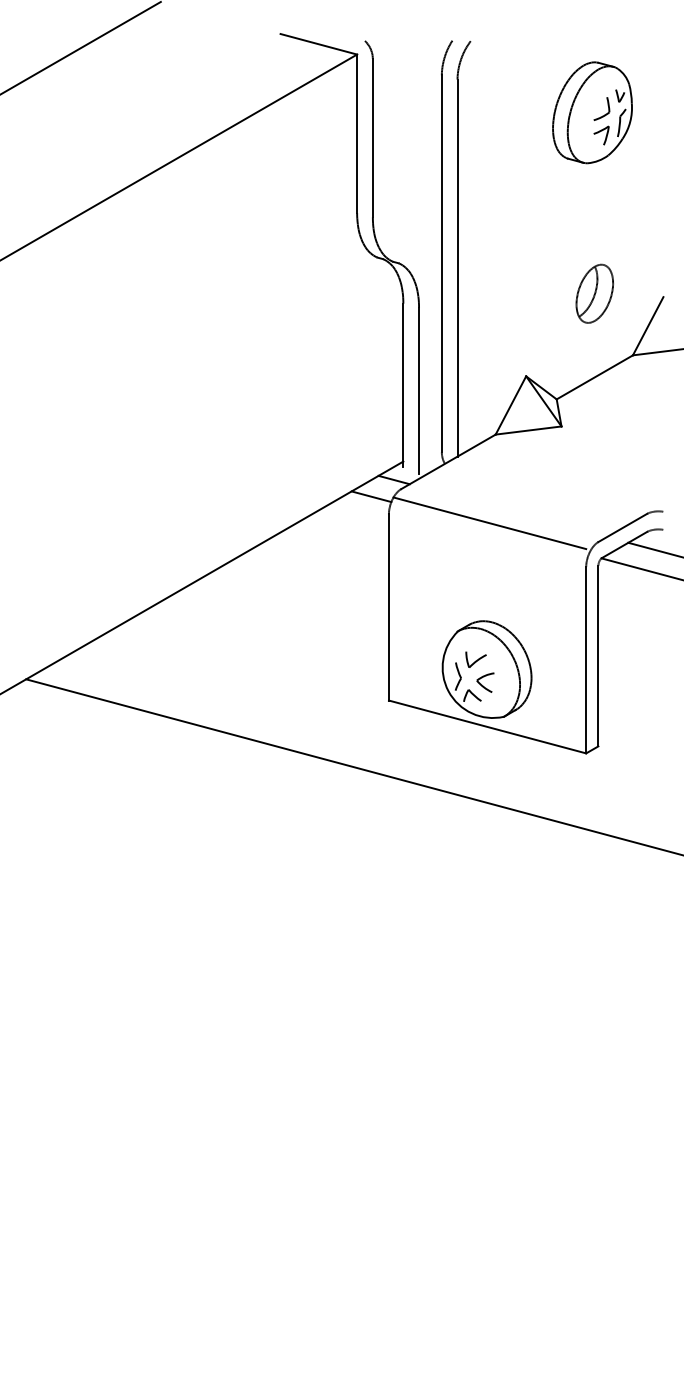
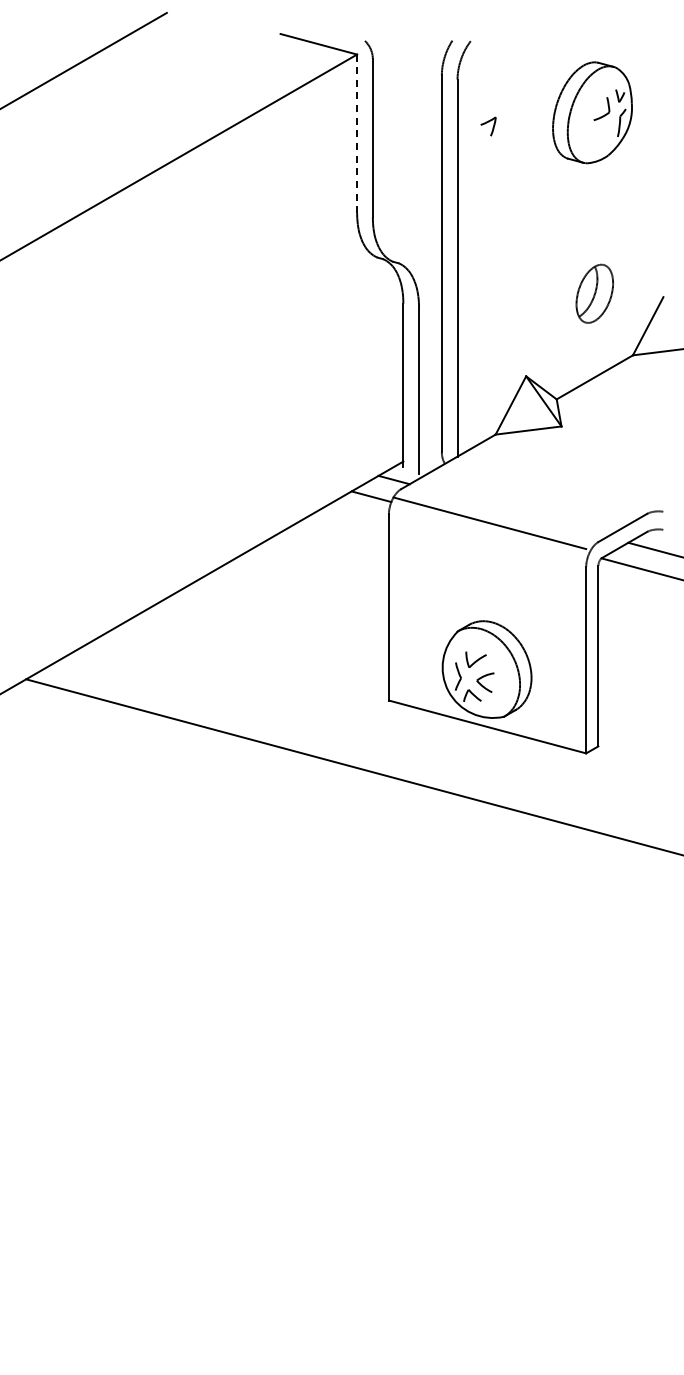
line position: (81, 47) -> (84, 59) (84, 59)
line: solid -> dashed (357, 134)
part position: (601, 135) -> (488, 126) (488, 126)
